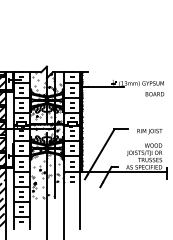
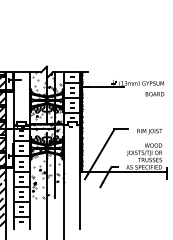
hatch: present -> none (21, 97)
hatch: present -> none (71, 153)
